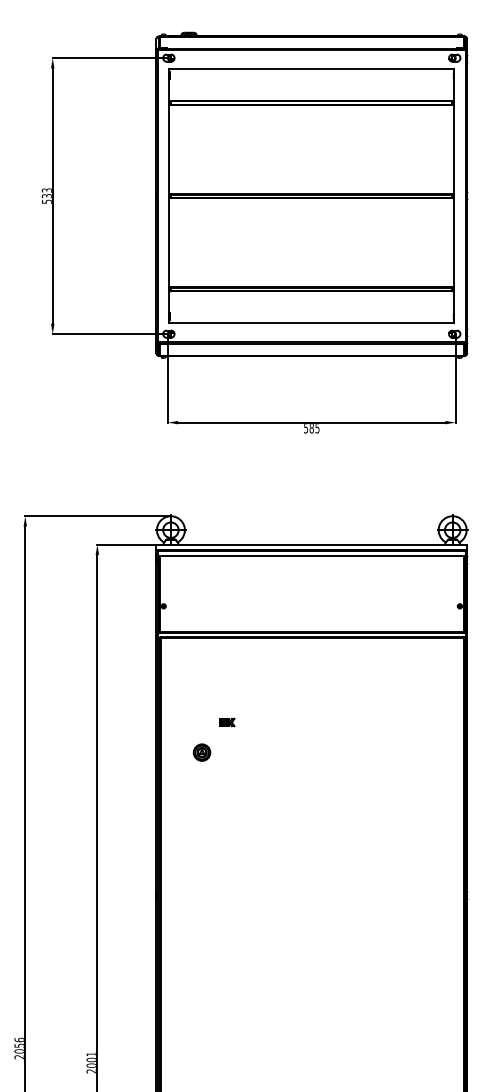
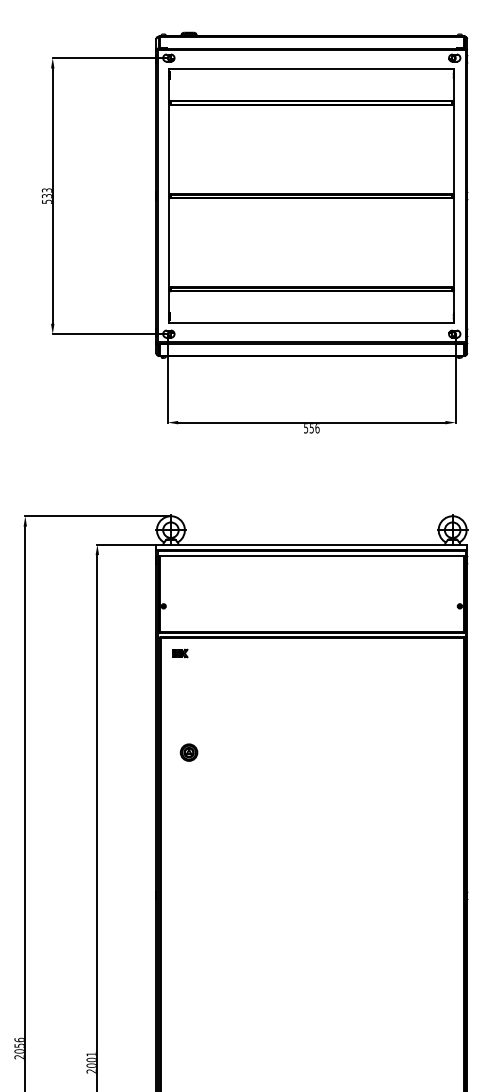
text: 585 -> 556 (314, 428)
part position: (227, 722) -> (180, 653) (180, 653)
part position: (201, 752) -> (188, 752) (188, 752)
